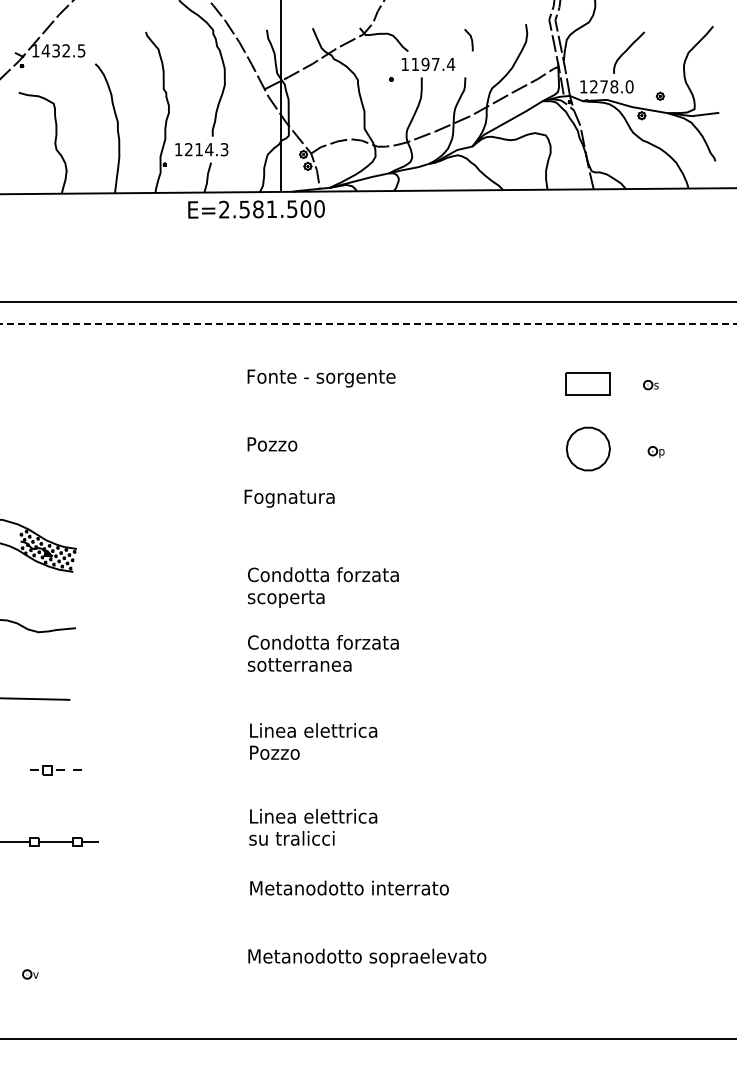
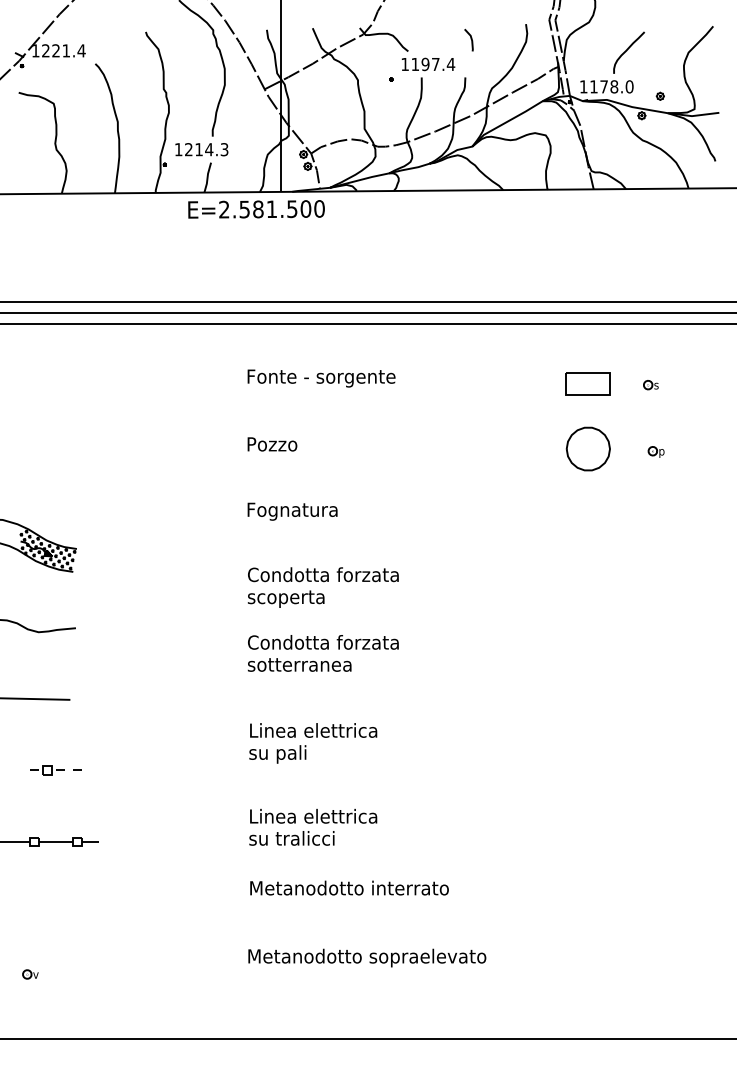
text: 1432.5 -> 1221.4 (63, 50)
text: 1278.0 -> 1178.0 (593, 86)
line: none -> present (367, 313)
line: dashed -> solid (368, 324)
text position: (289, 498) -> (292, 511) (292, 511)
text: Pozzo -> su pali (277, 754)
